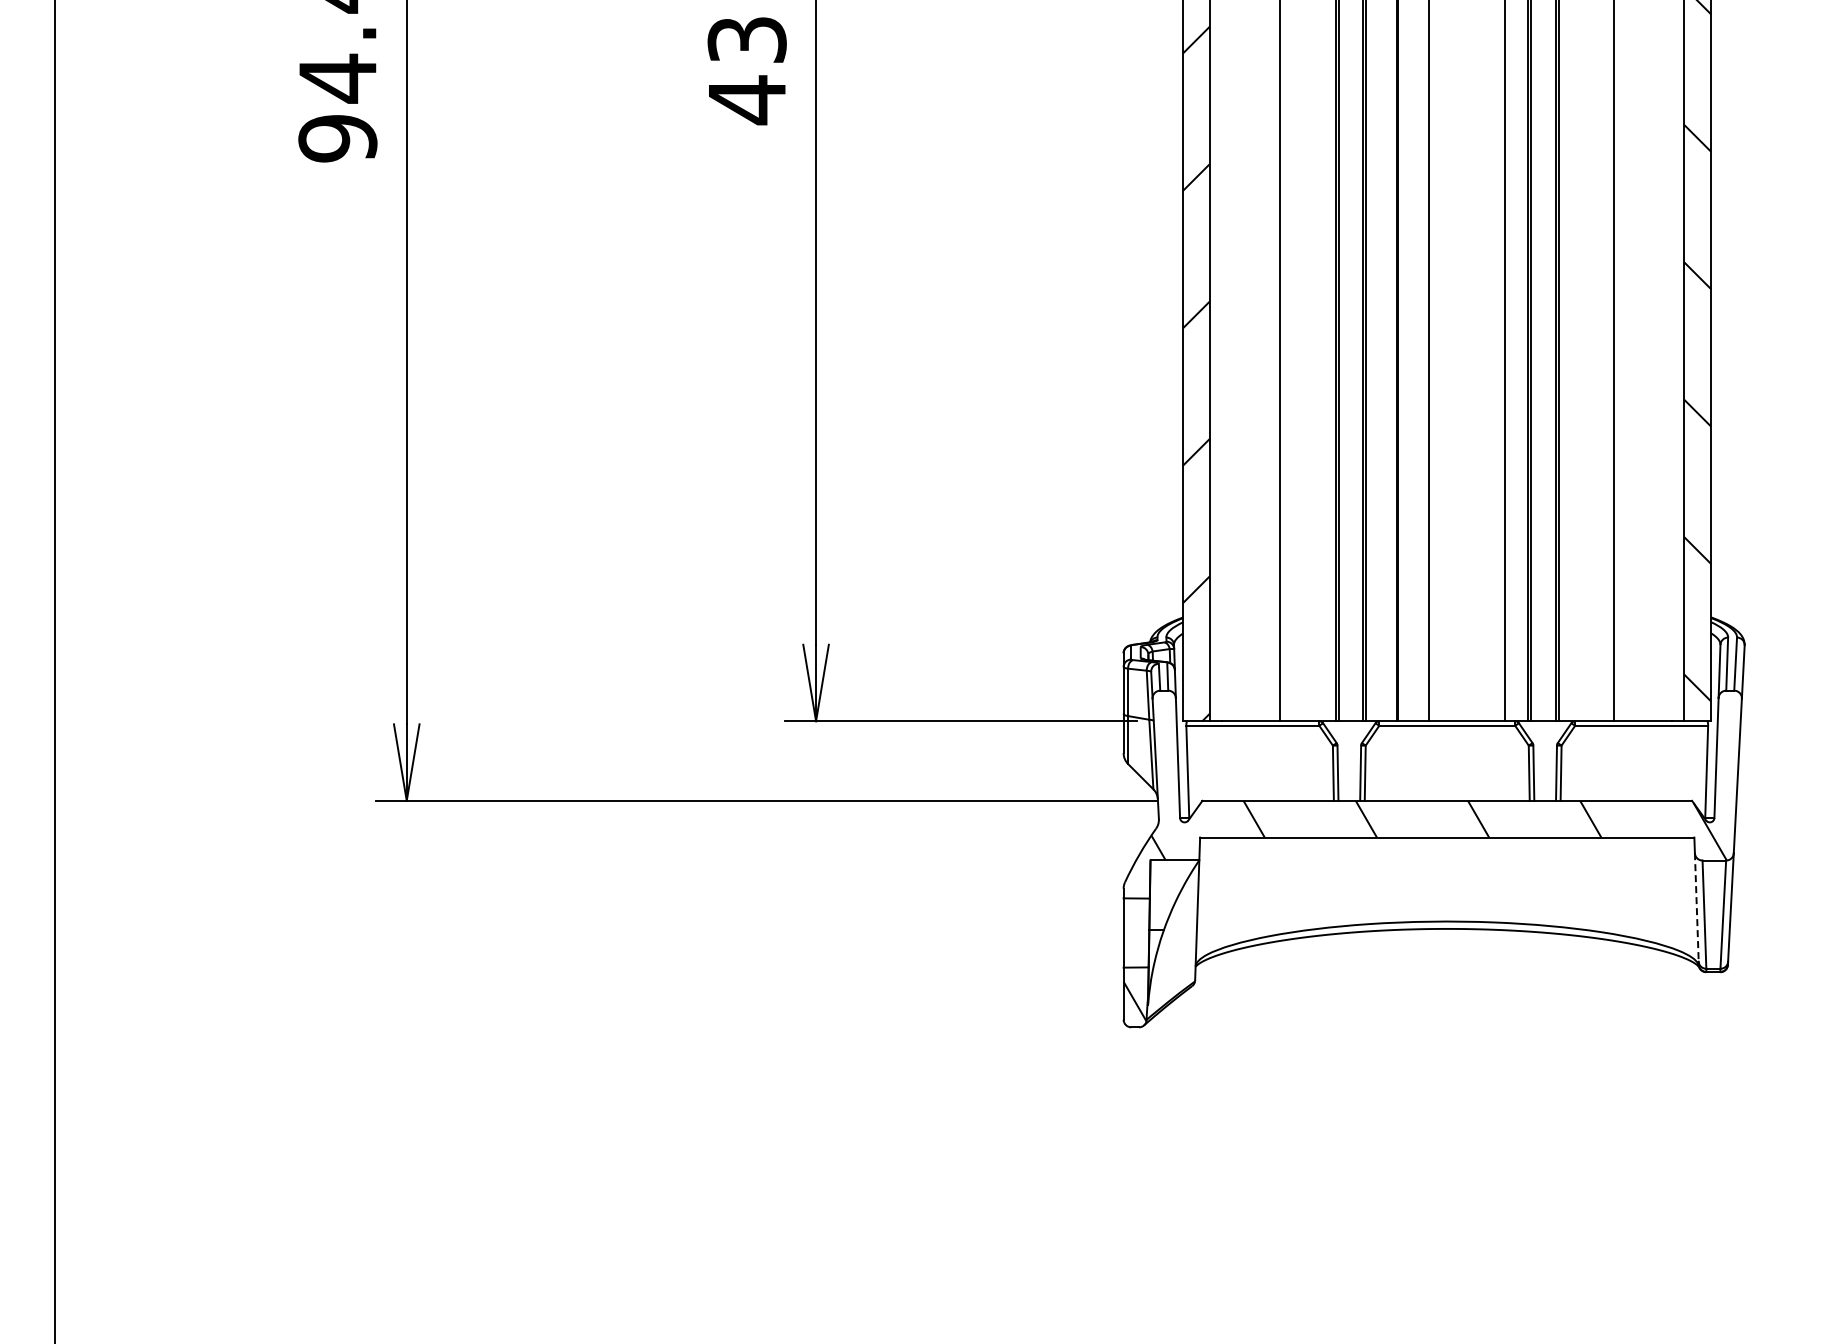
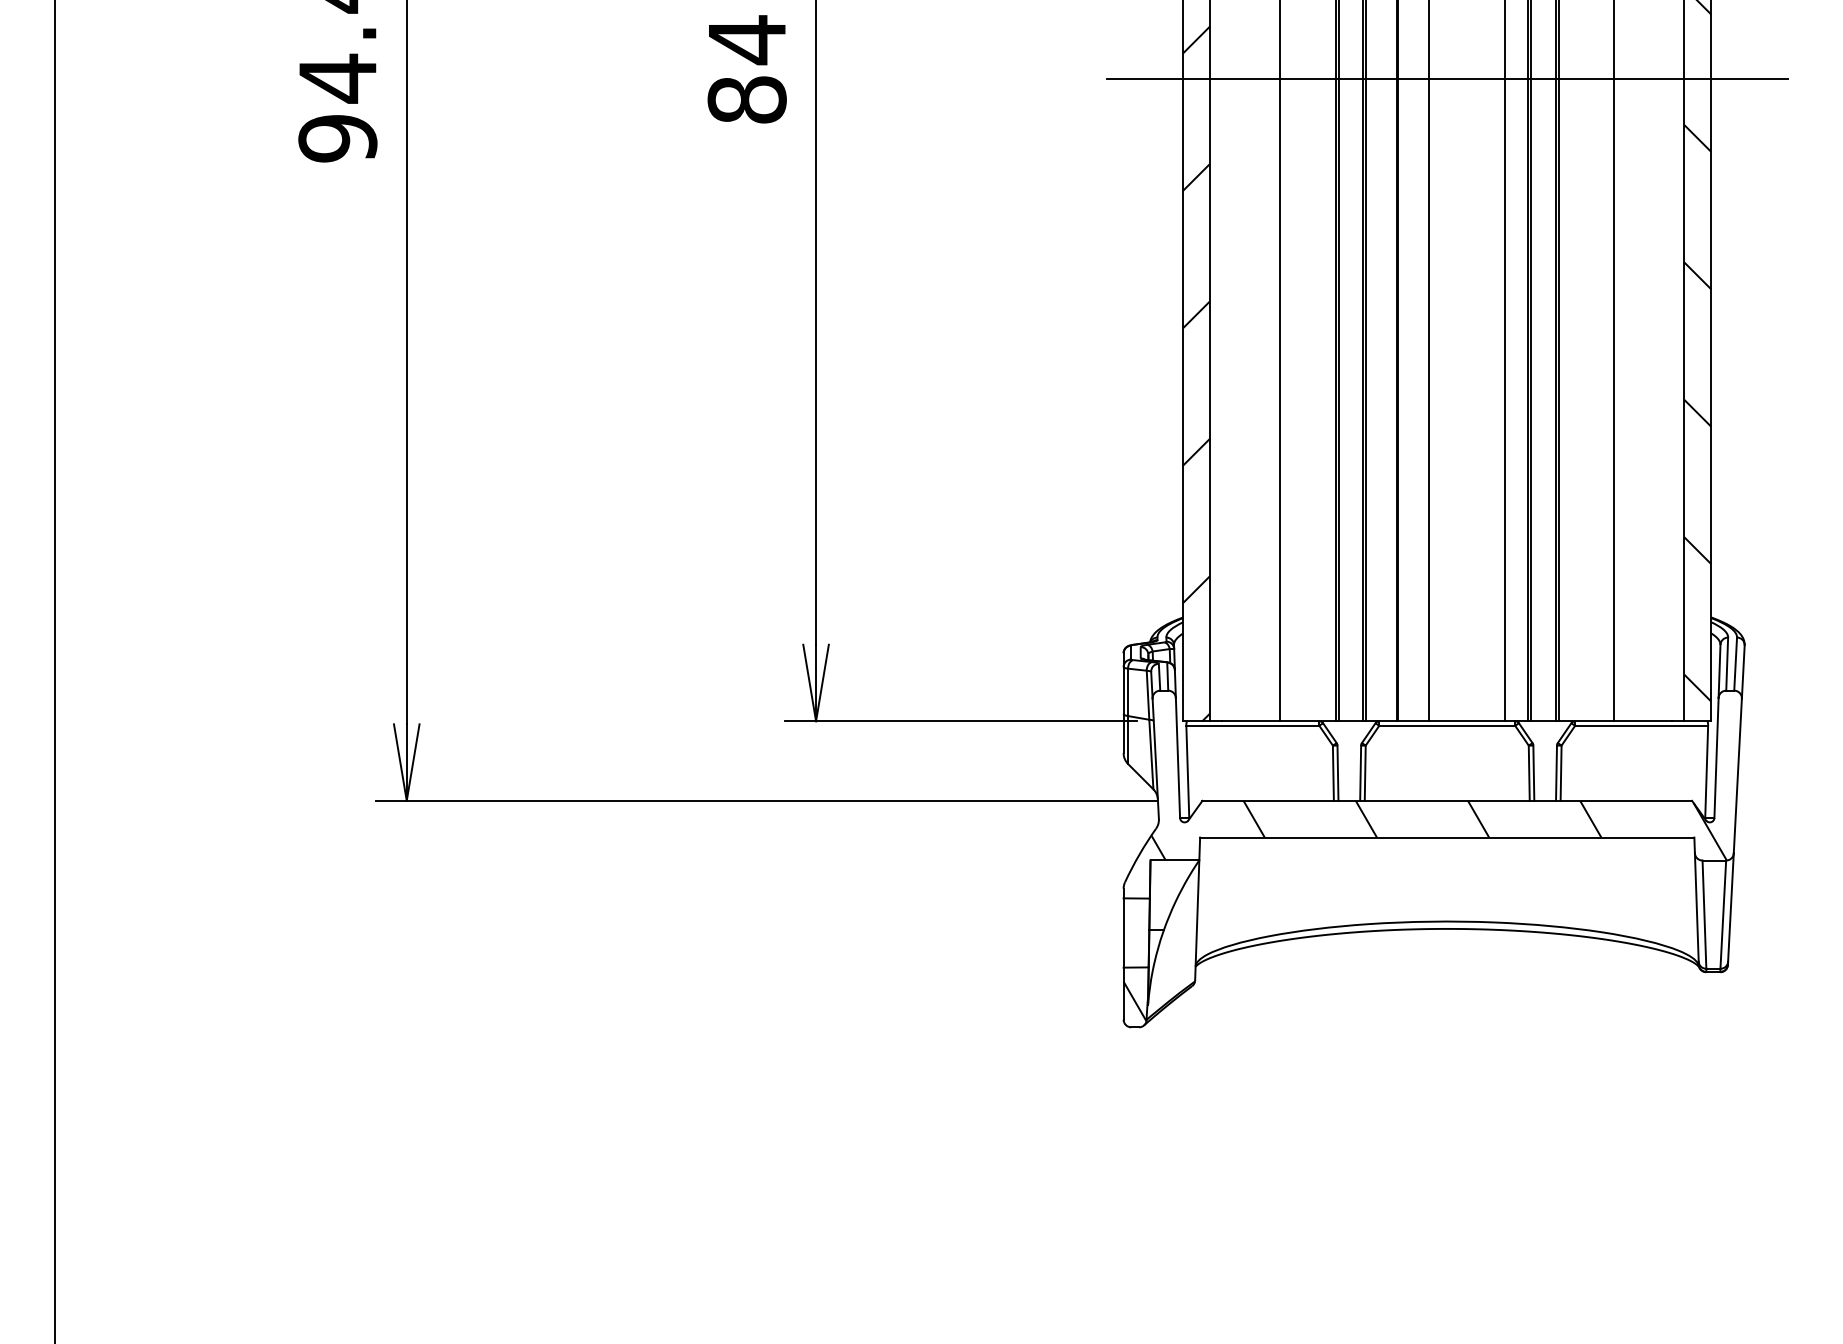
text: 43 -> 84 (746, 70)
line: none -> present (1446, 78)
line: dashed -> solid (1696, 907)
